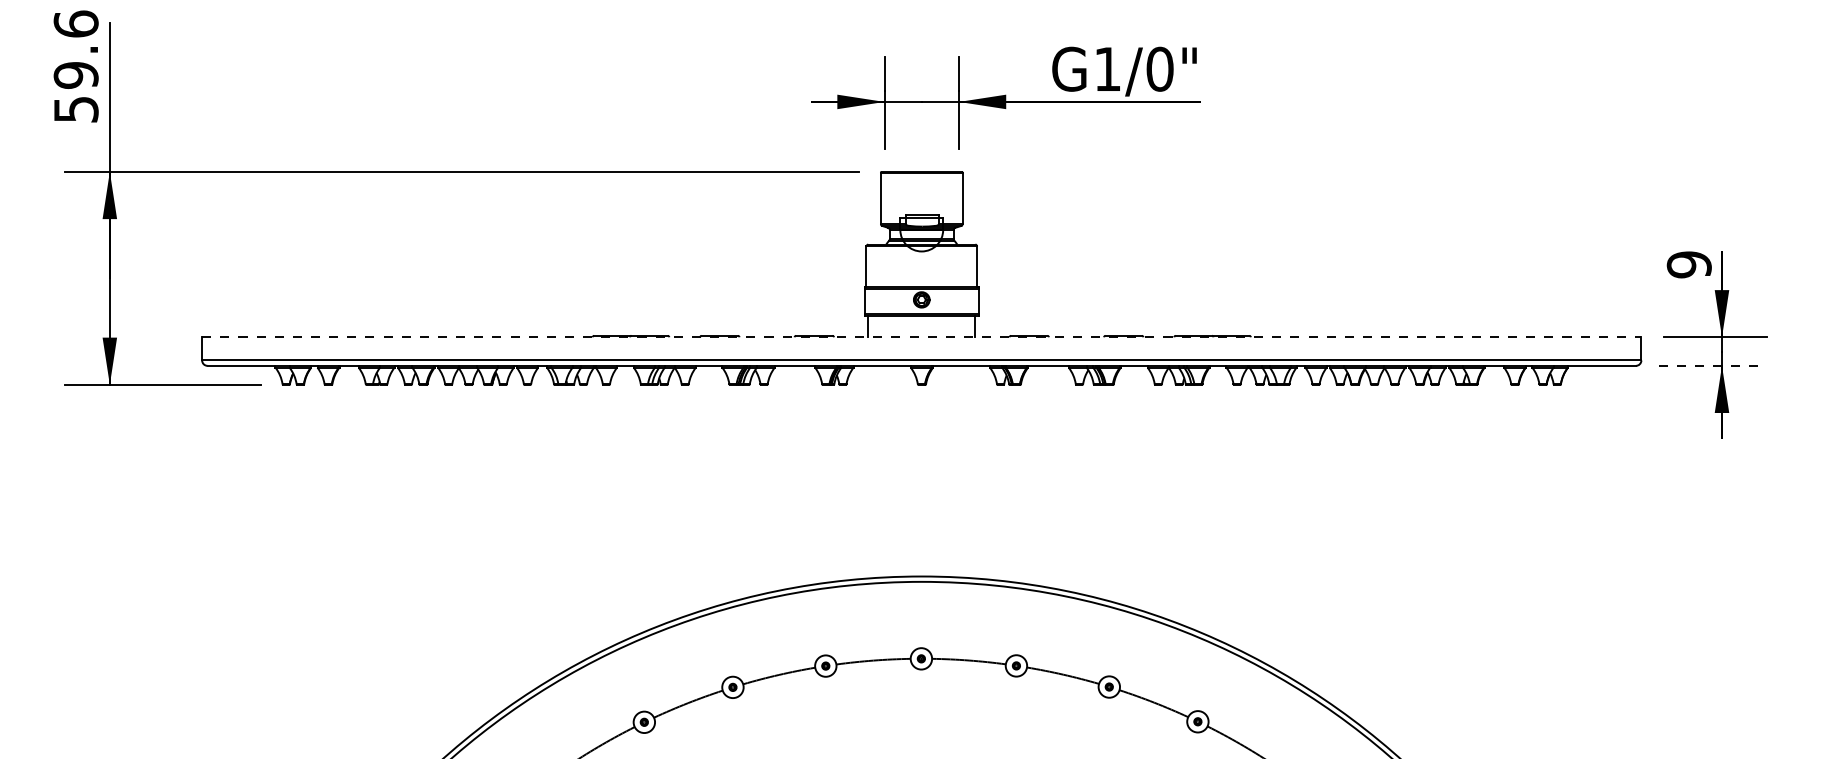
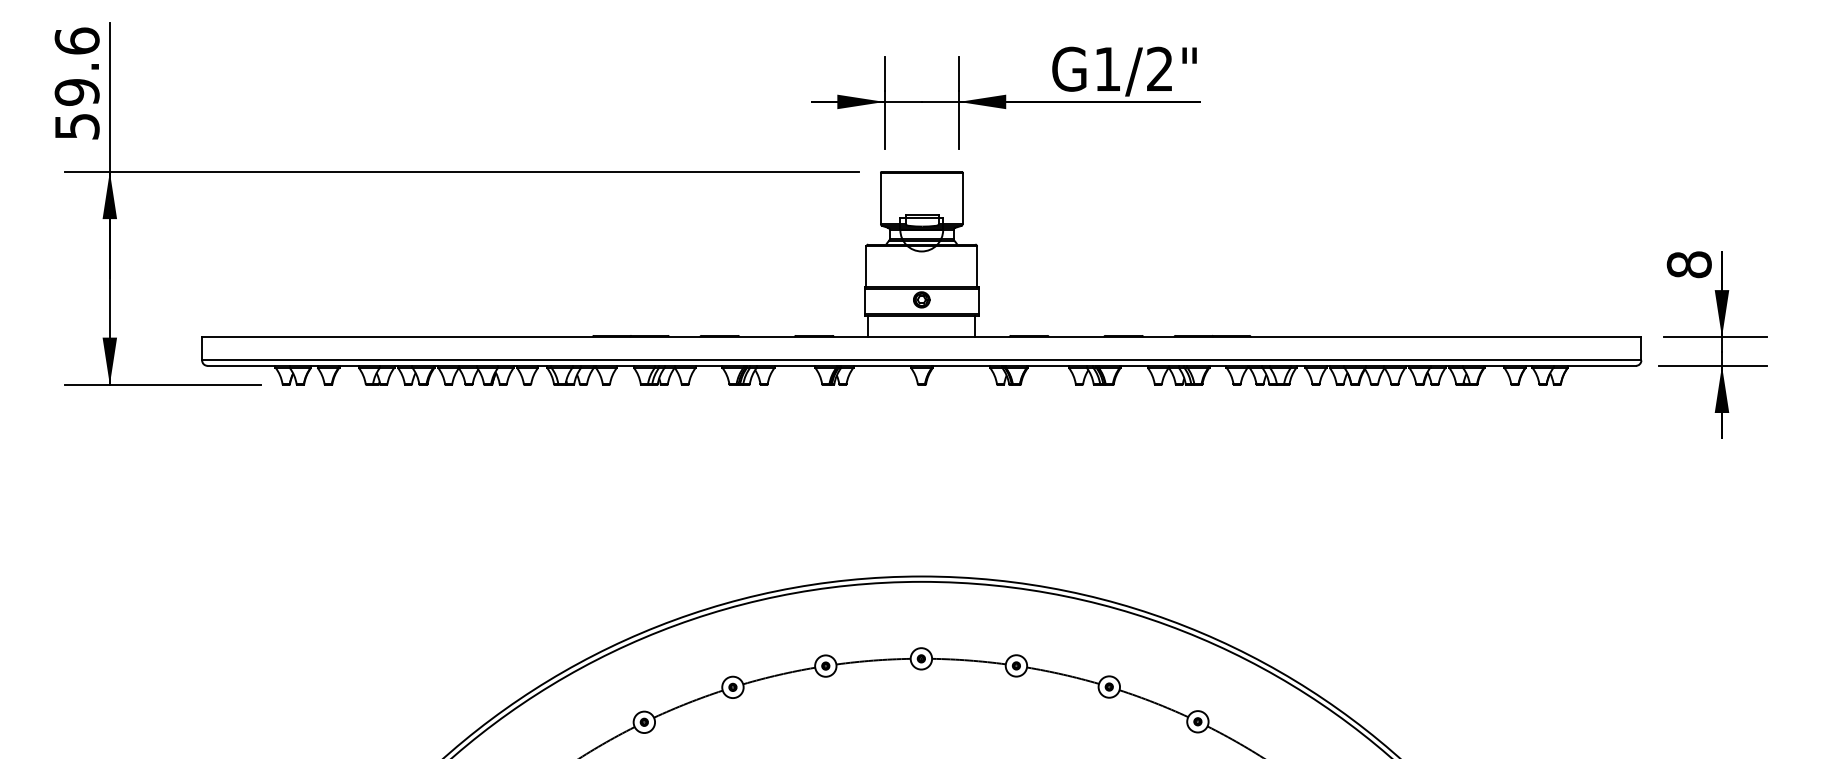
text position: (75, 66) -> (76, 83) (76, 83)
text: G1/0" -> G1/2" (1159, 68)
text: 9 -> 8 (1689, 264)
line: dashed -> solid (921, 337)
line: dashed -> solid (1713, 365)
